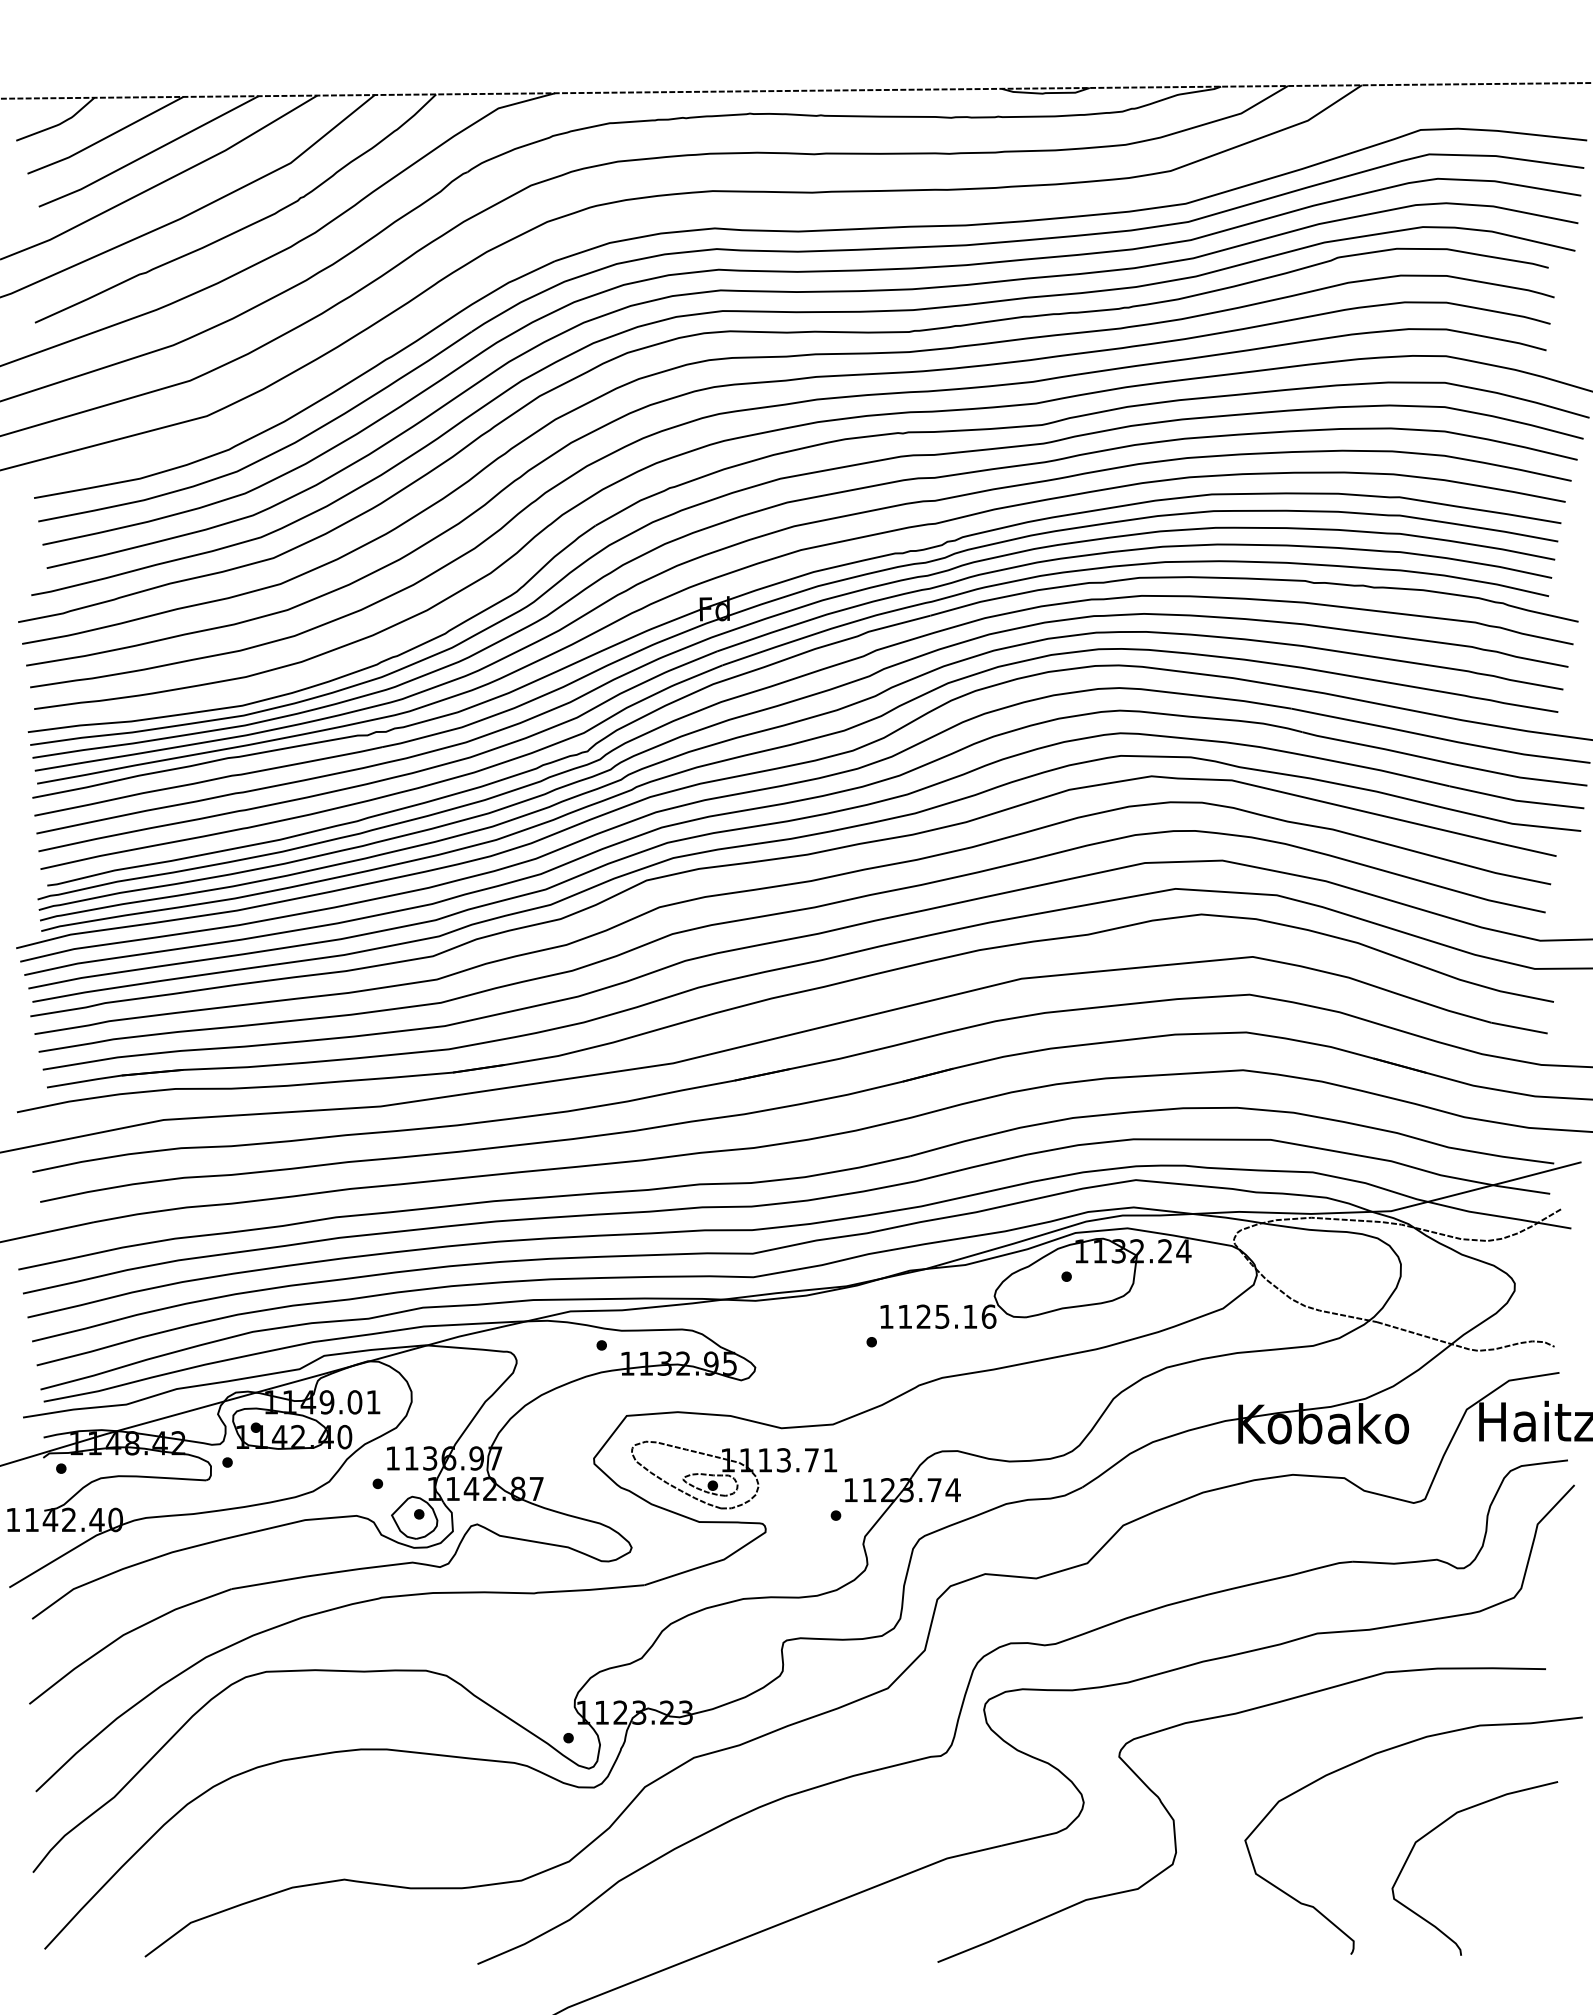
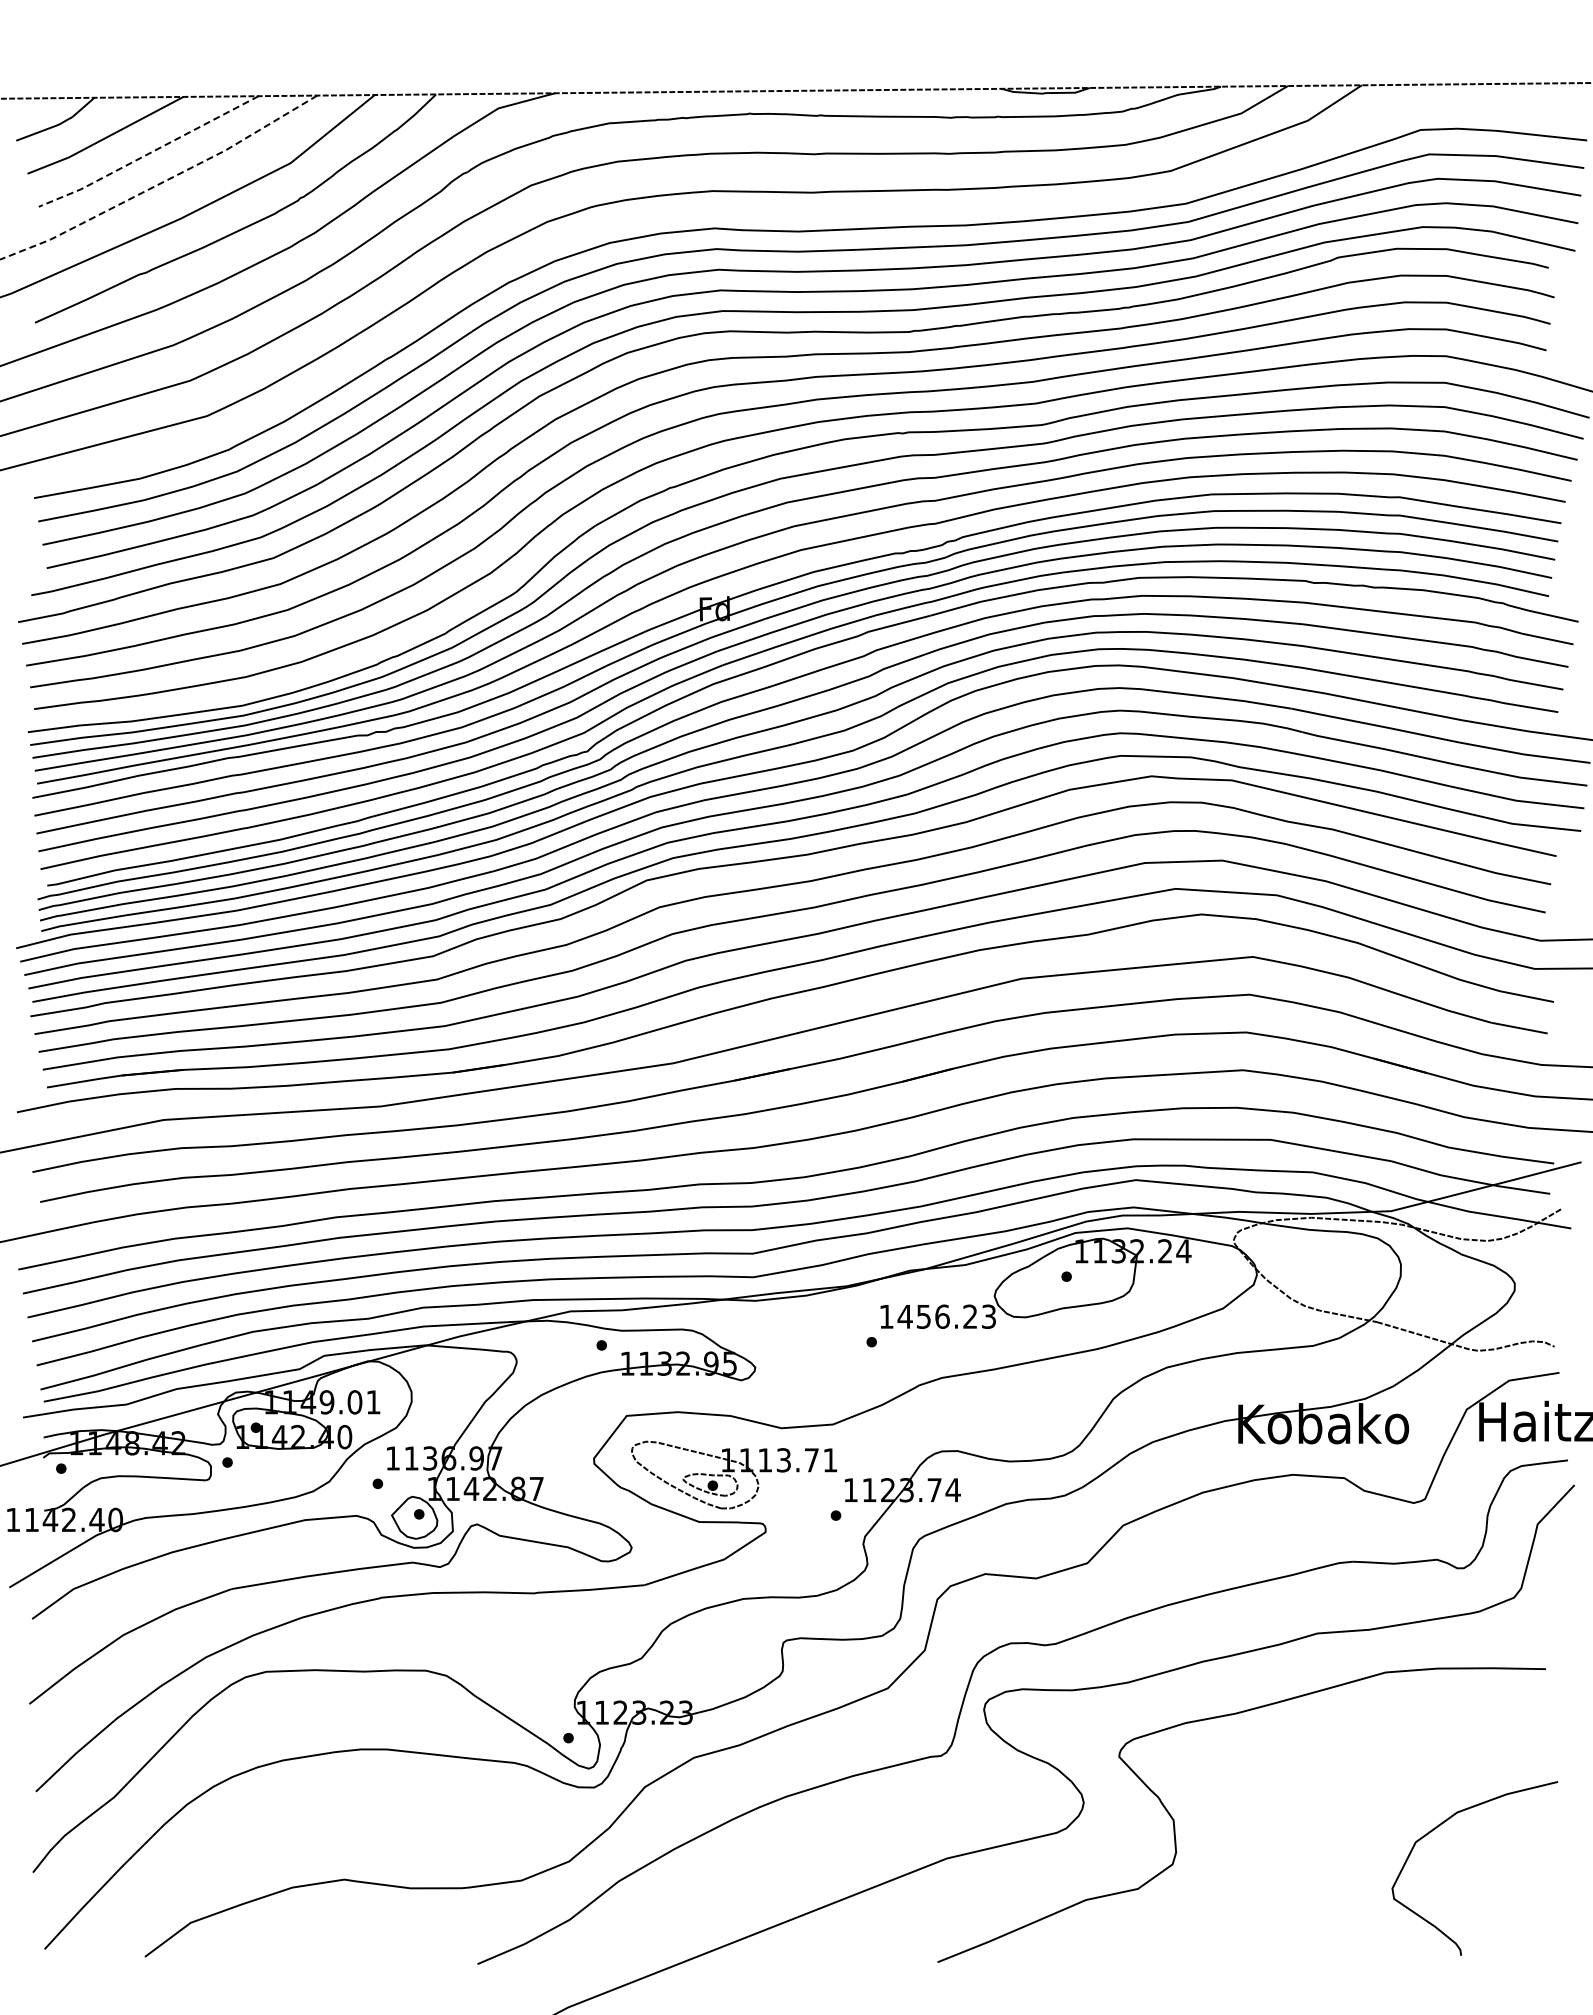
line: solid -> dashed (149, 153)
line: solid -> dashed (161, 183)
text: 1125.16 -> 1456.23 (946, 1316)
curve: present -> none (1386, 1751)
